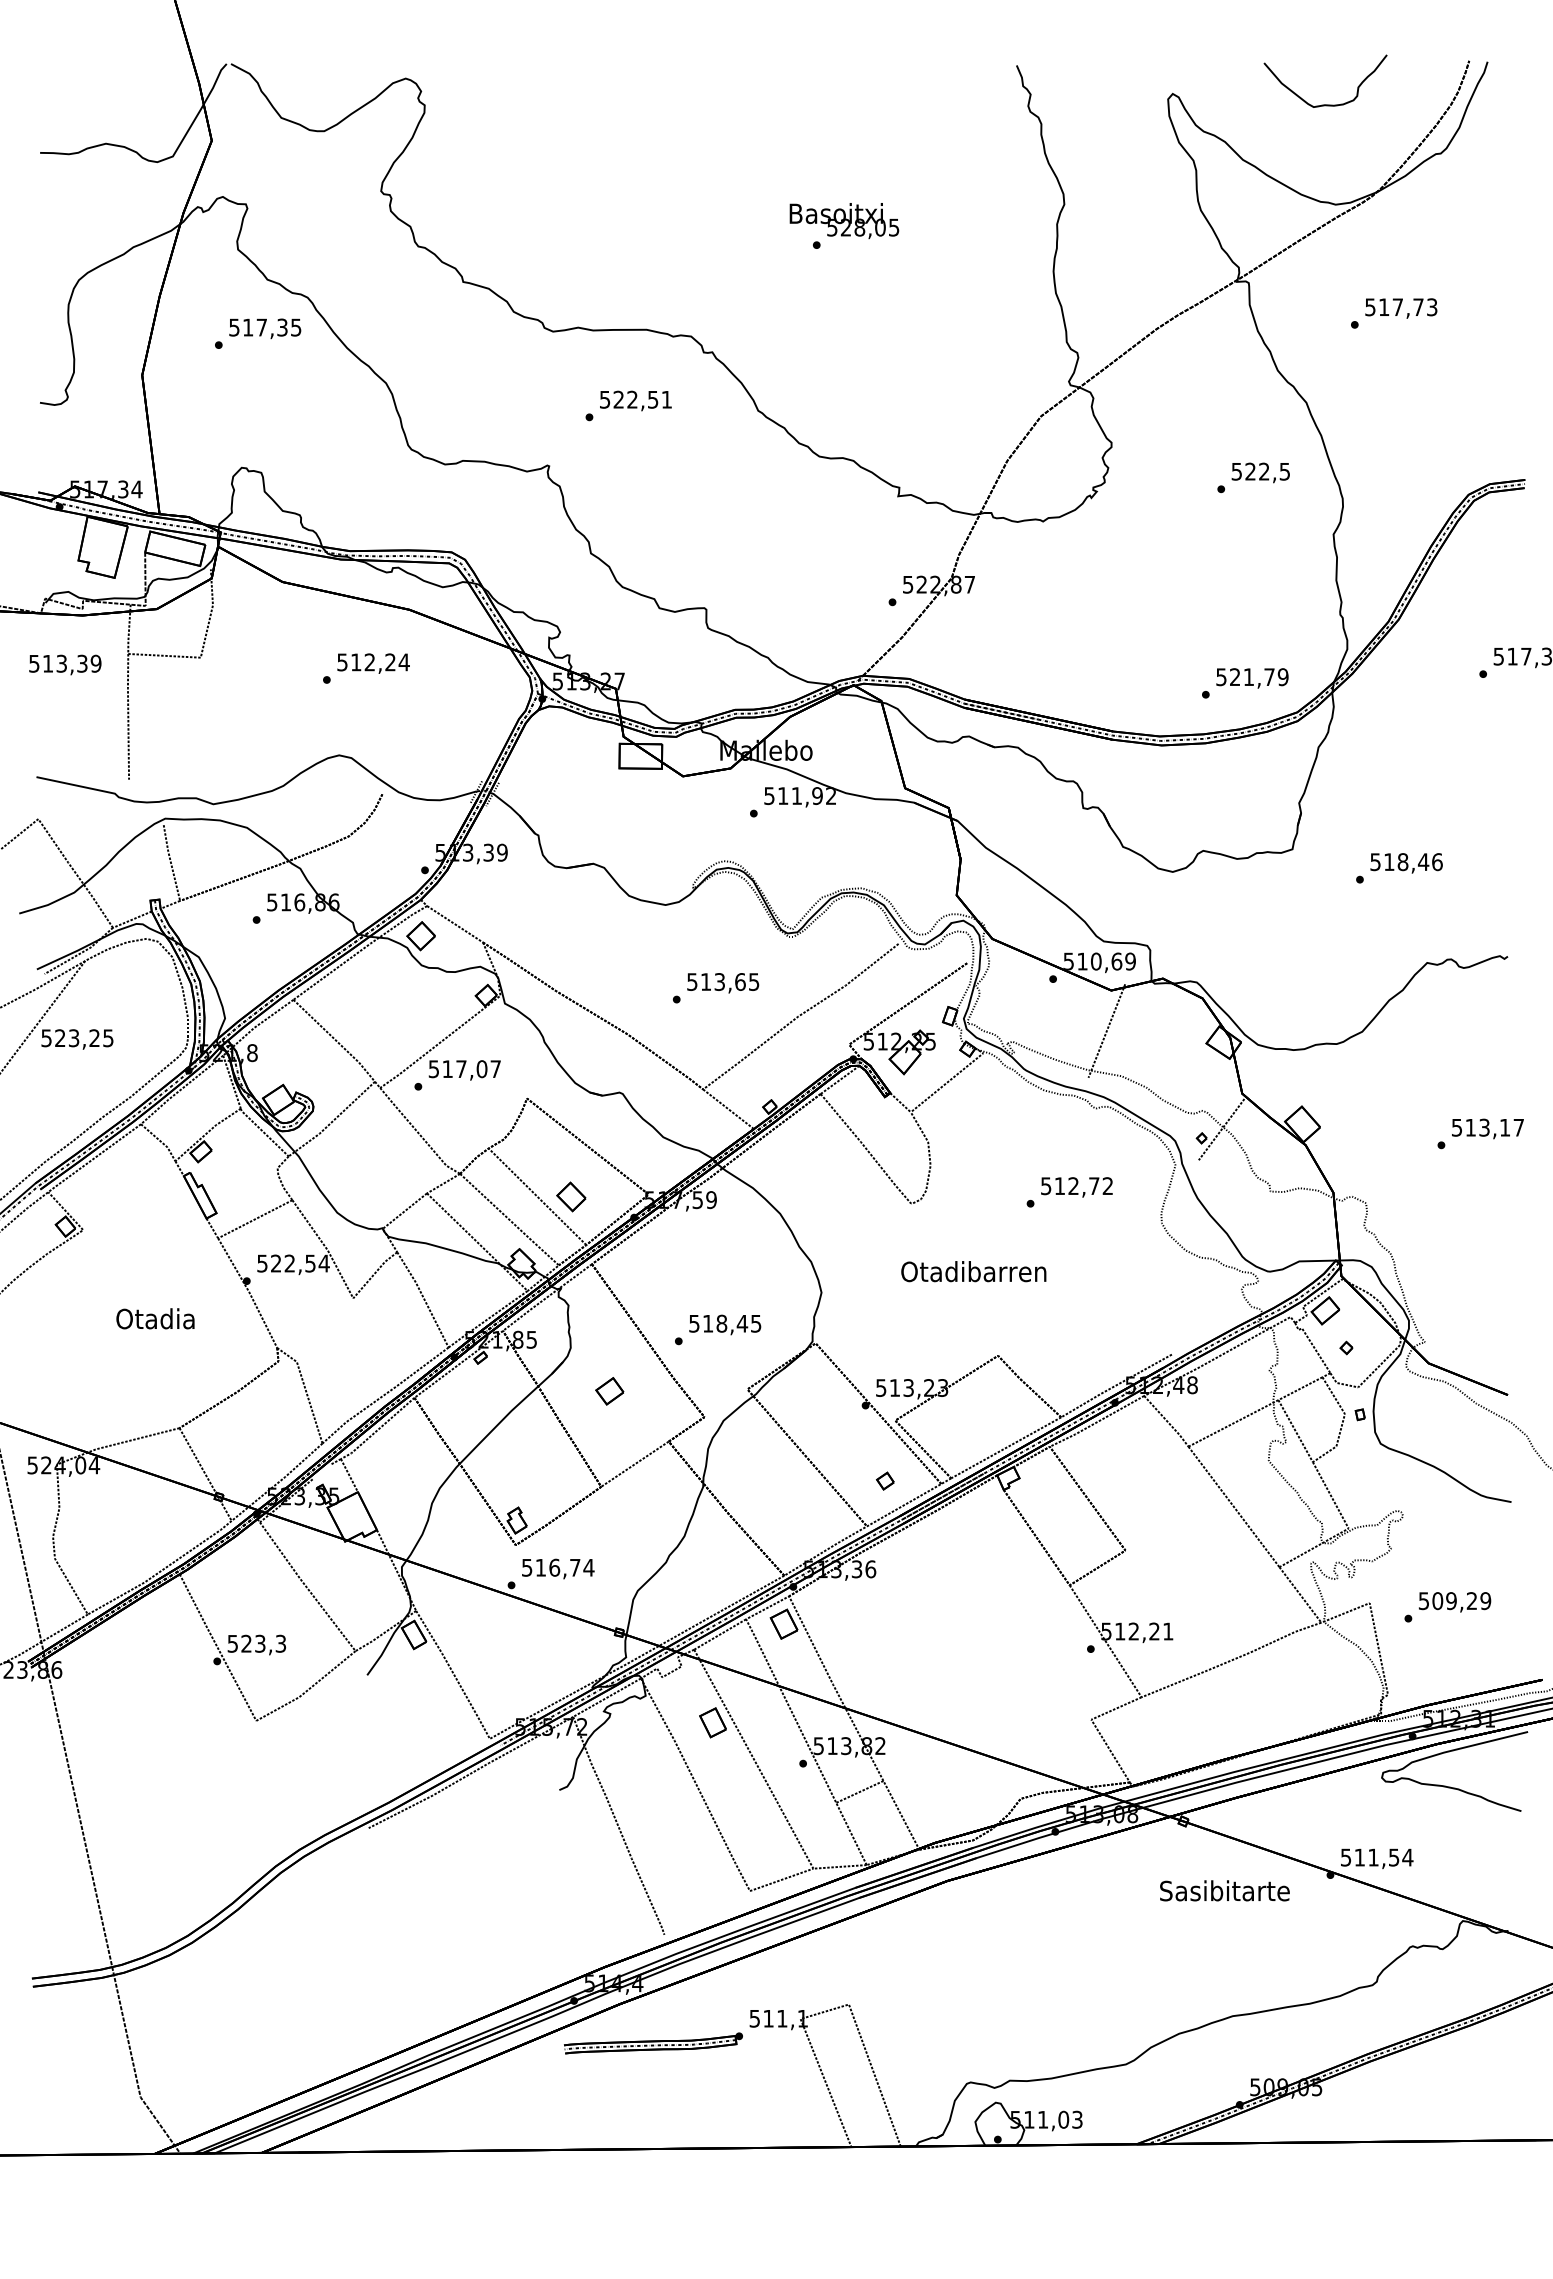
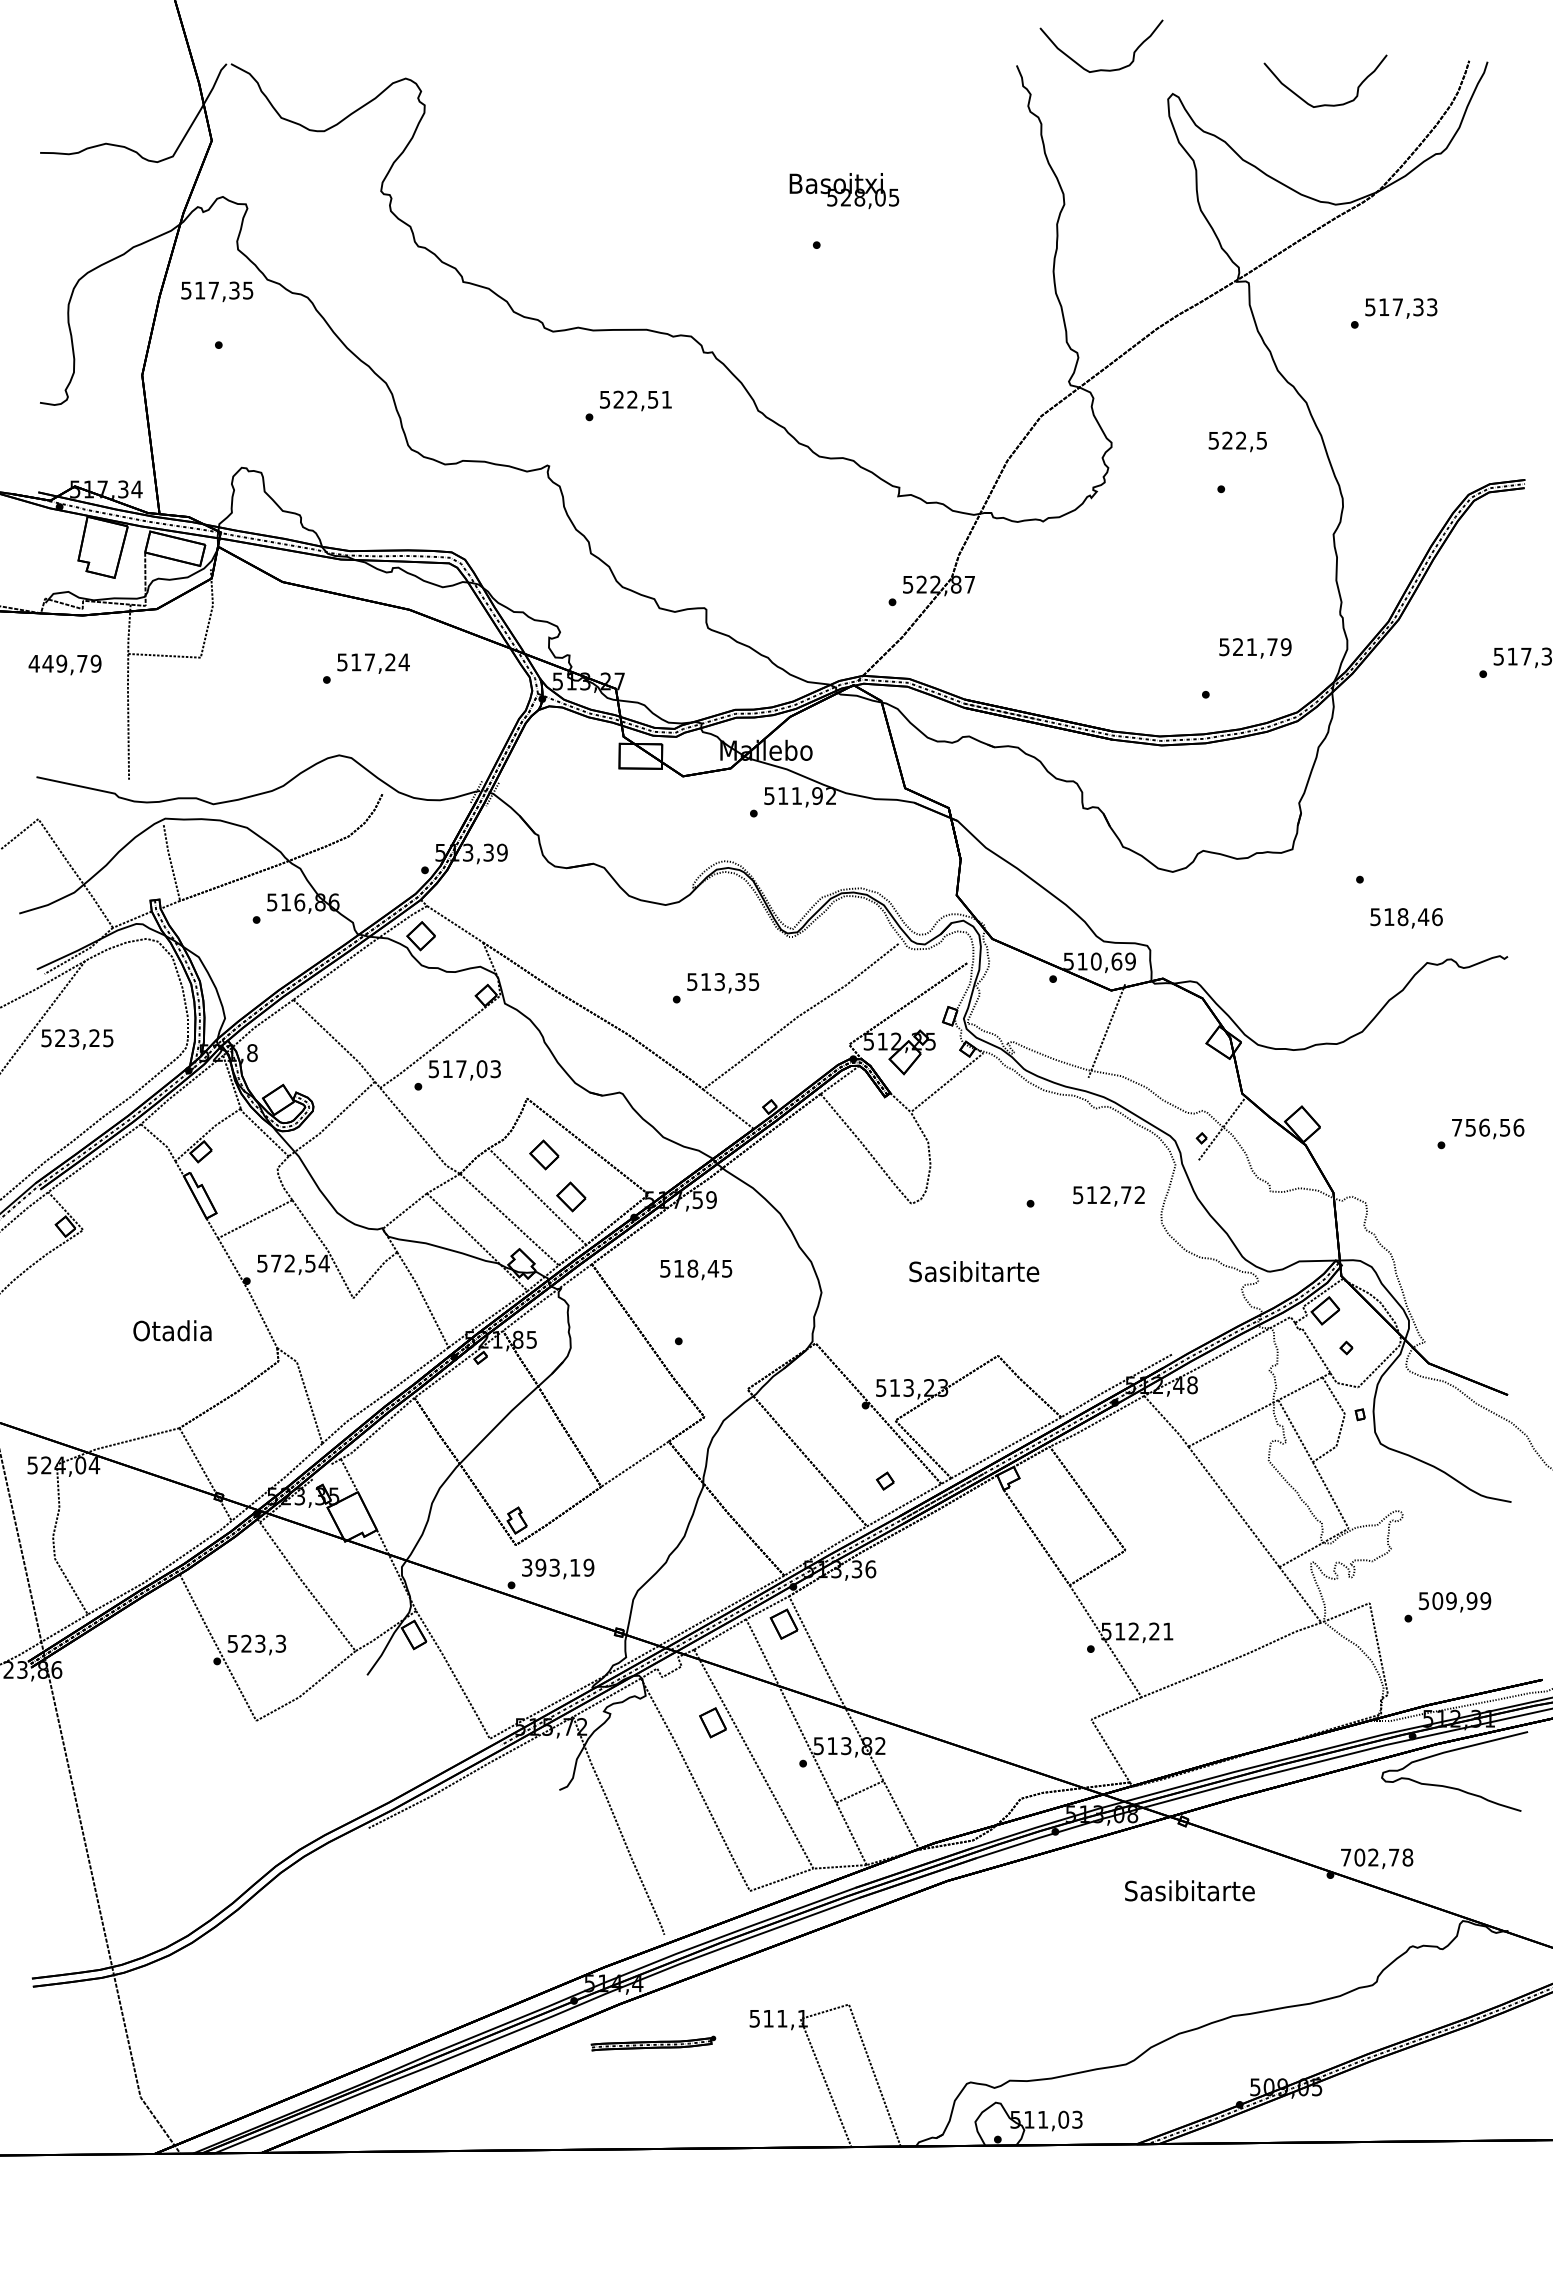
curve: none -> present (1101, 69)
text position: (844, 221) -> (844, 191) (844, 191)
text: 517,73 -> 517,33 (1418, 307)
text position: (265, 328) -> (217, 291) (217, 291)
text position: (1260, 472) -> (1237, 441) (1237, 441)
text: 512,24 -> 517,24 (369, 662)
text: 513,39 -> 449,79 (57, 663)
text position: (1252, 678) -> (1255, 648) (1255, 648)
text position: (1406, 863) -> (1406, 918) (1406, 918)
text: 513,65 -> 513,35 (740, 981)
text: 517,07 -> 517,03 (495, 1069)
text: 513,17 -> 756,56 (1488, 1127)
part: none -> present (544, 1154)
text position: (1076, 1187) -> (1108, 1196) (1108, 1196)
text: 522,54 -> 572,54 (276, 1263)
text: Otadibarren -> Sasibitarte (973, 1271)
text position: (155, 1318) -> (172, 1330) (172, 1330)
text position: (725, 1324) -> (696, 1269) (696, 1269)
part: present -> none (609, 1391)
text: 516,74 -> 393,19 (558, 1567)
text: 509,29 -> 509,99 (1471, 1601)
text: 511,54 -> 702,78 (1377, 1857)
text position: (1224, 1890) -> (1189, 1890) (1189, 1890)
part size: 179x23 px -> 127x17 px (653, 2043)
